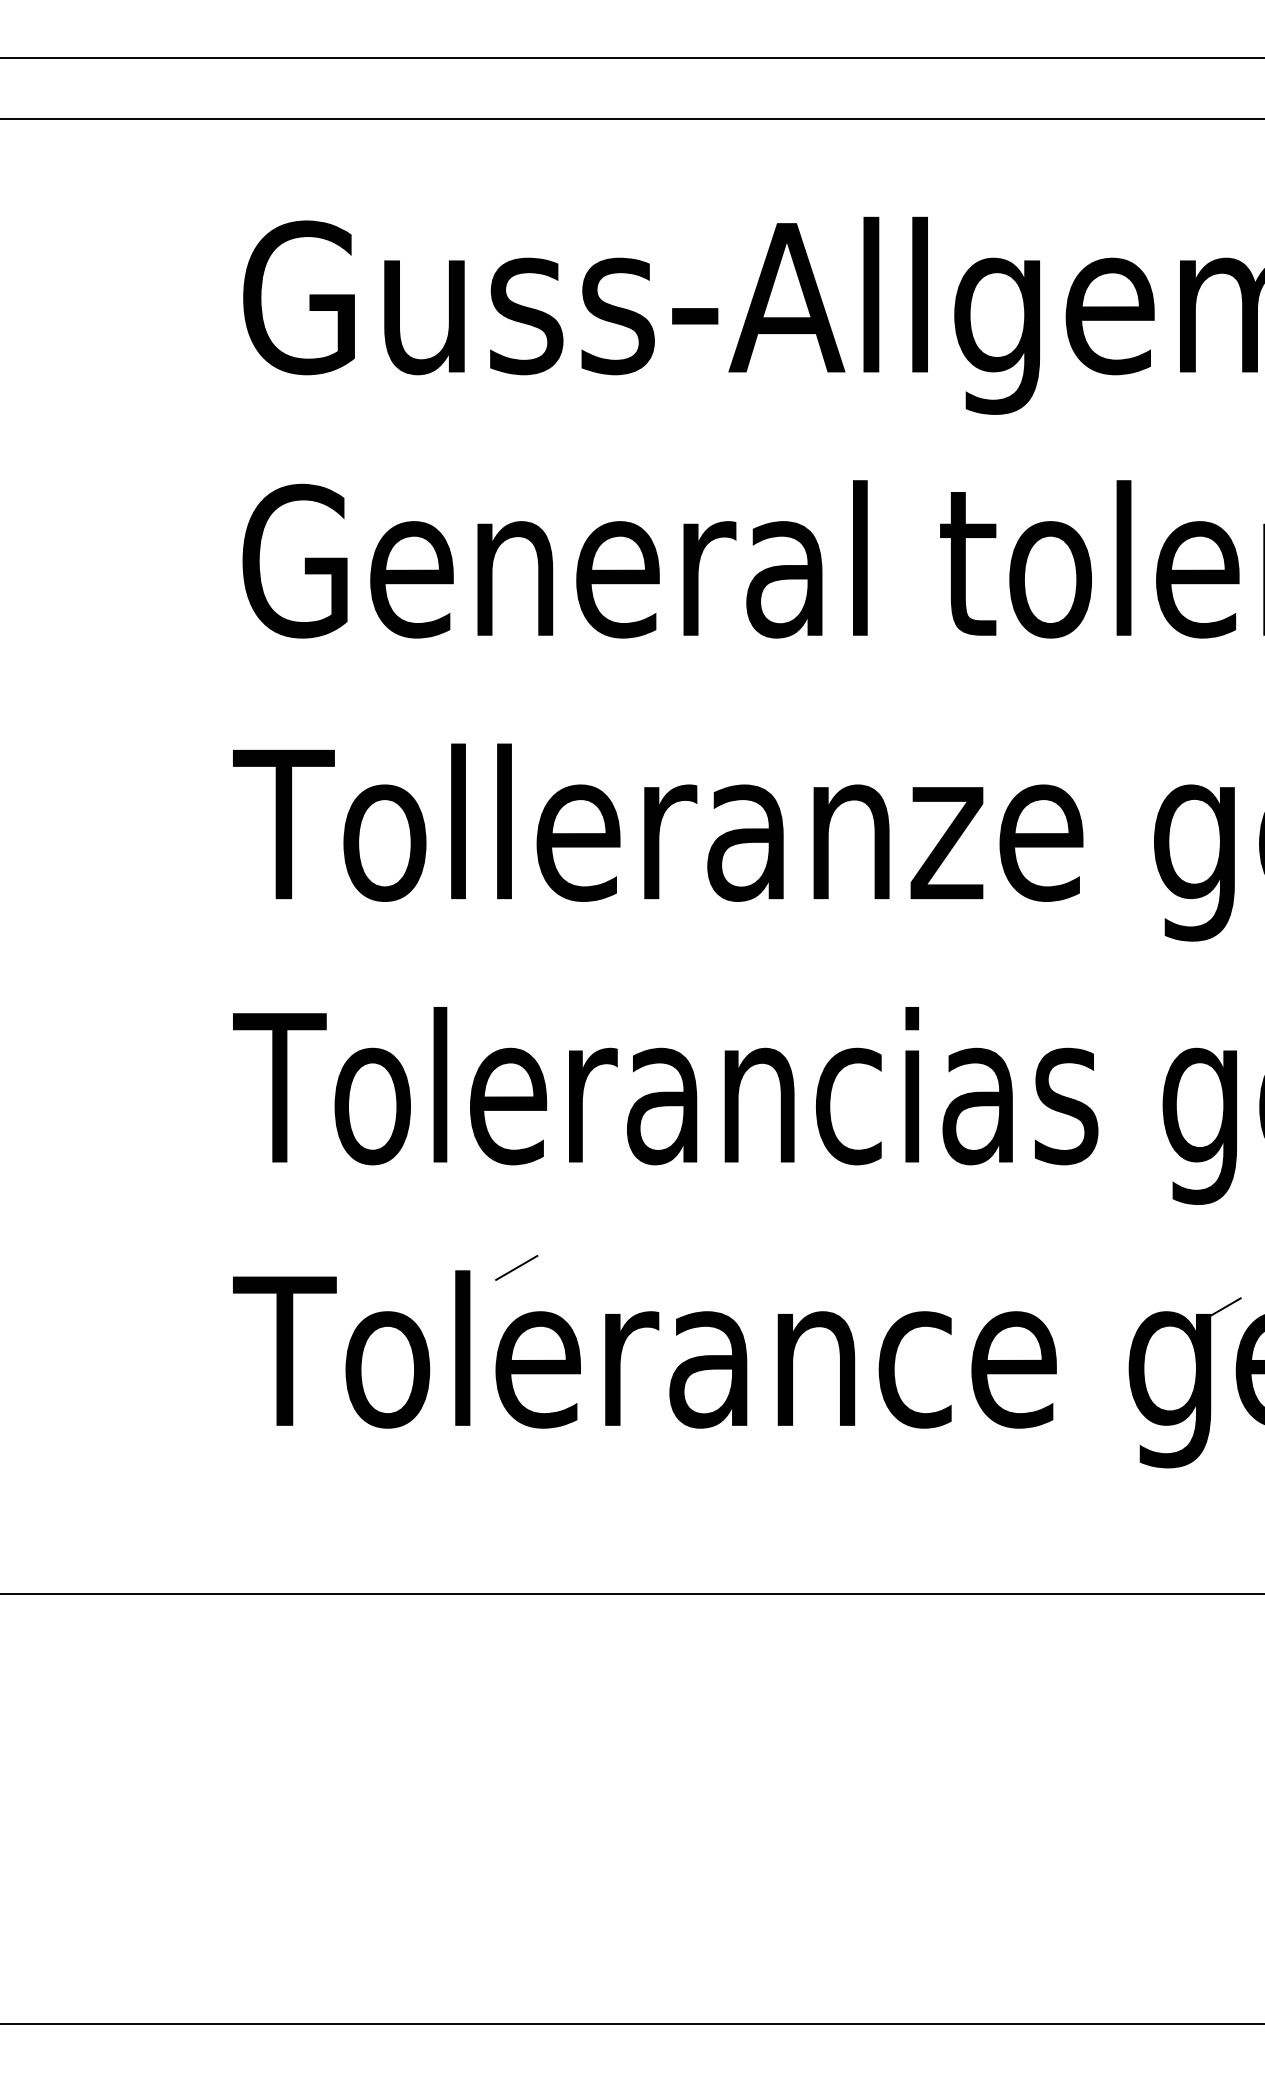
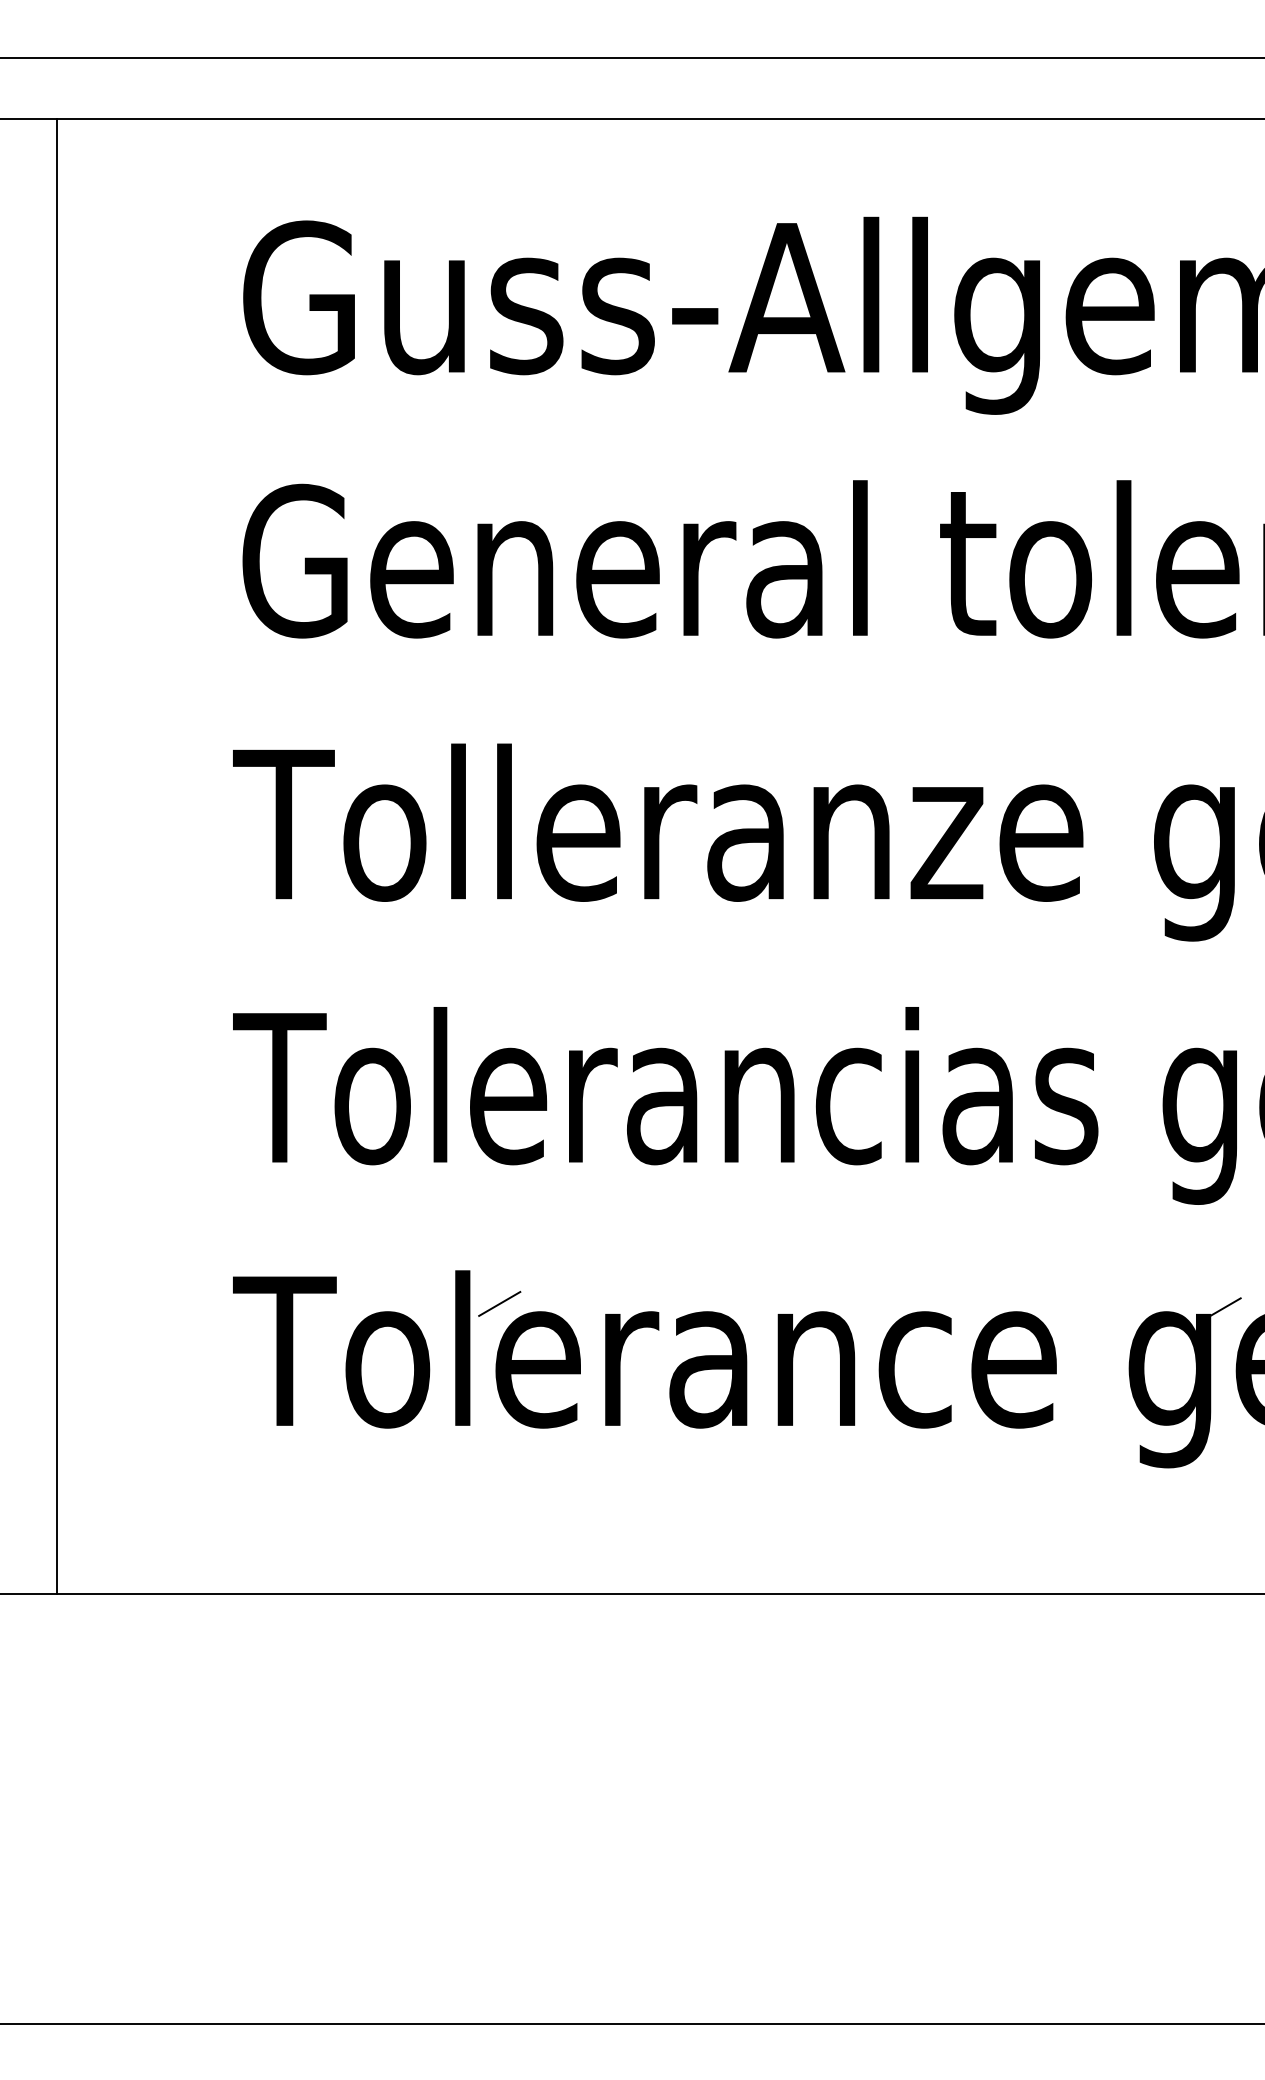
line: none -> present (56, 856)
line position: (516, 1267) -> (499, 1303) (499, 1303)
